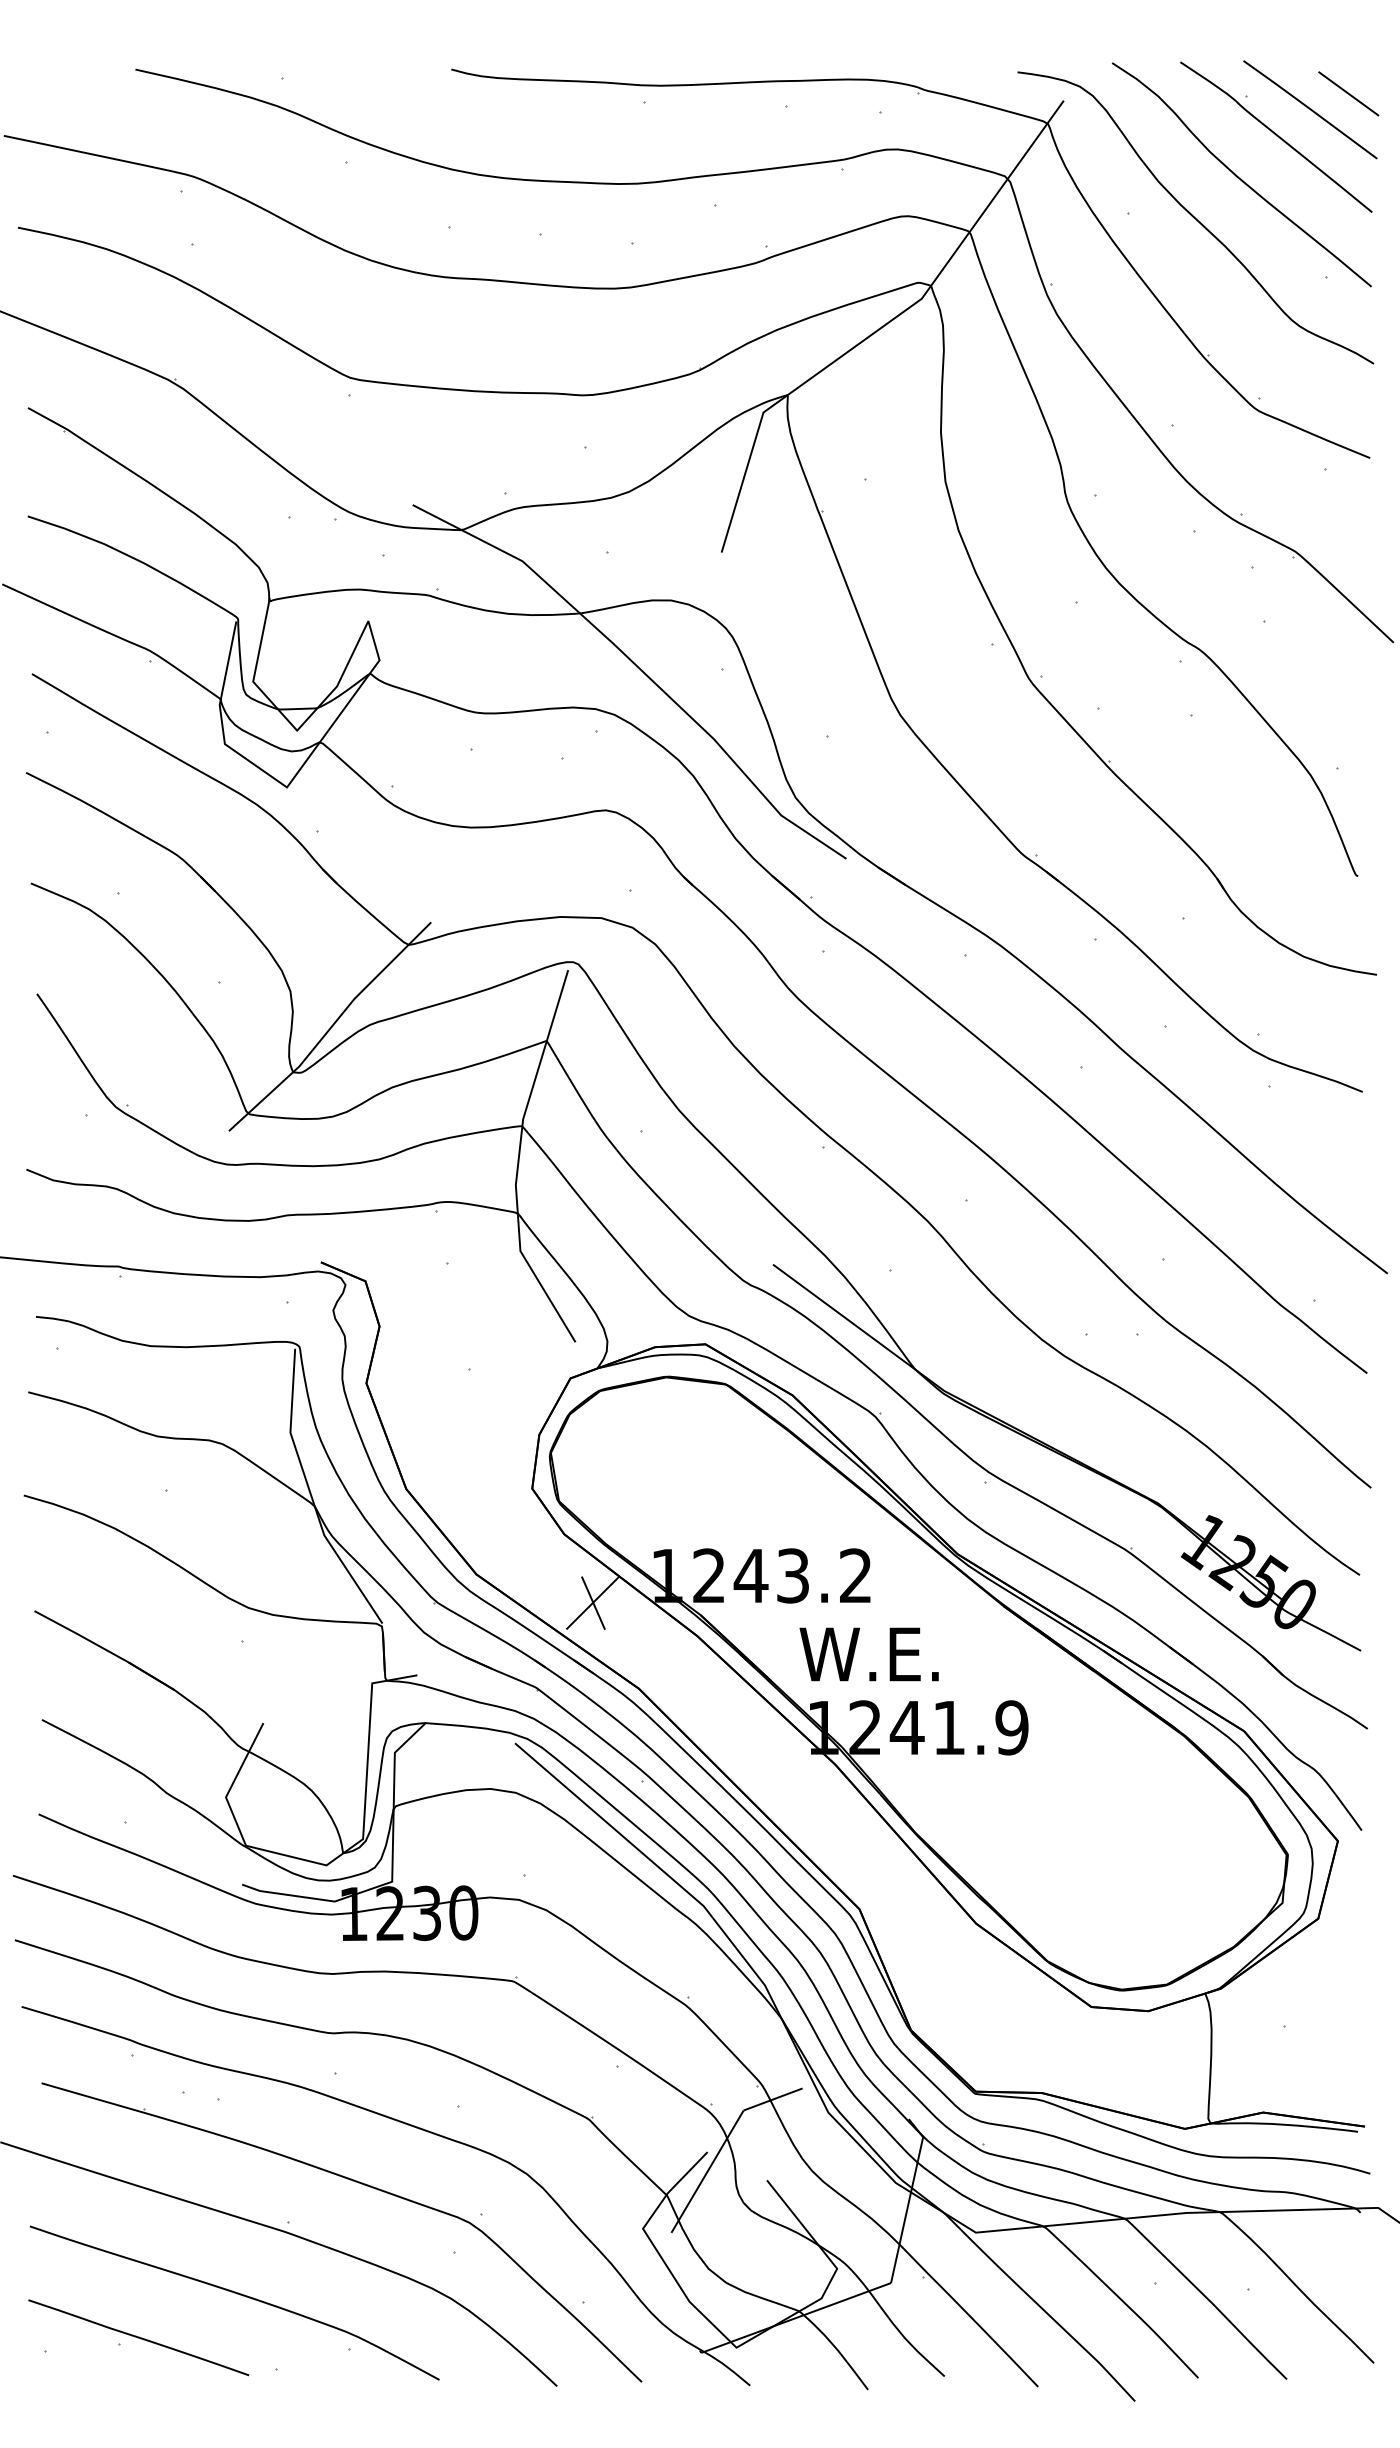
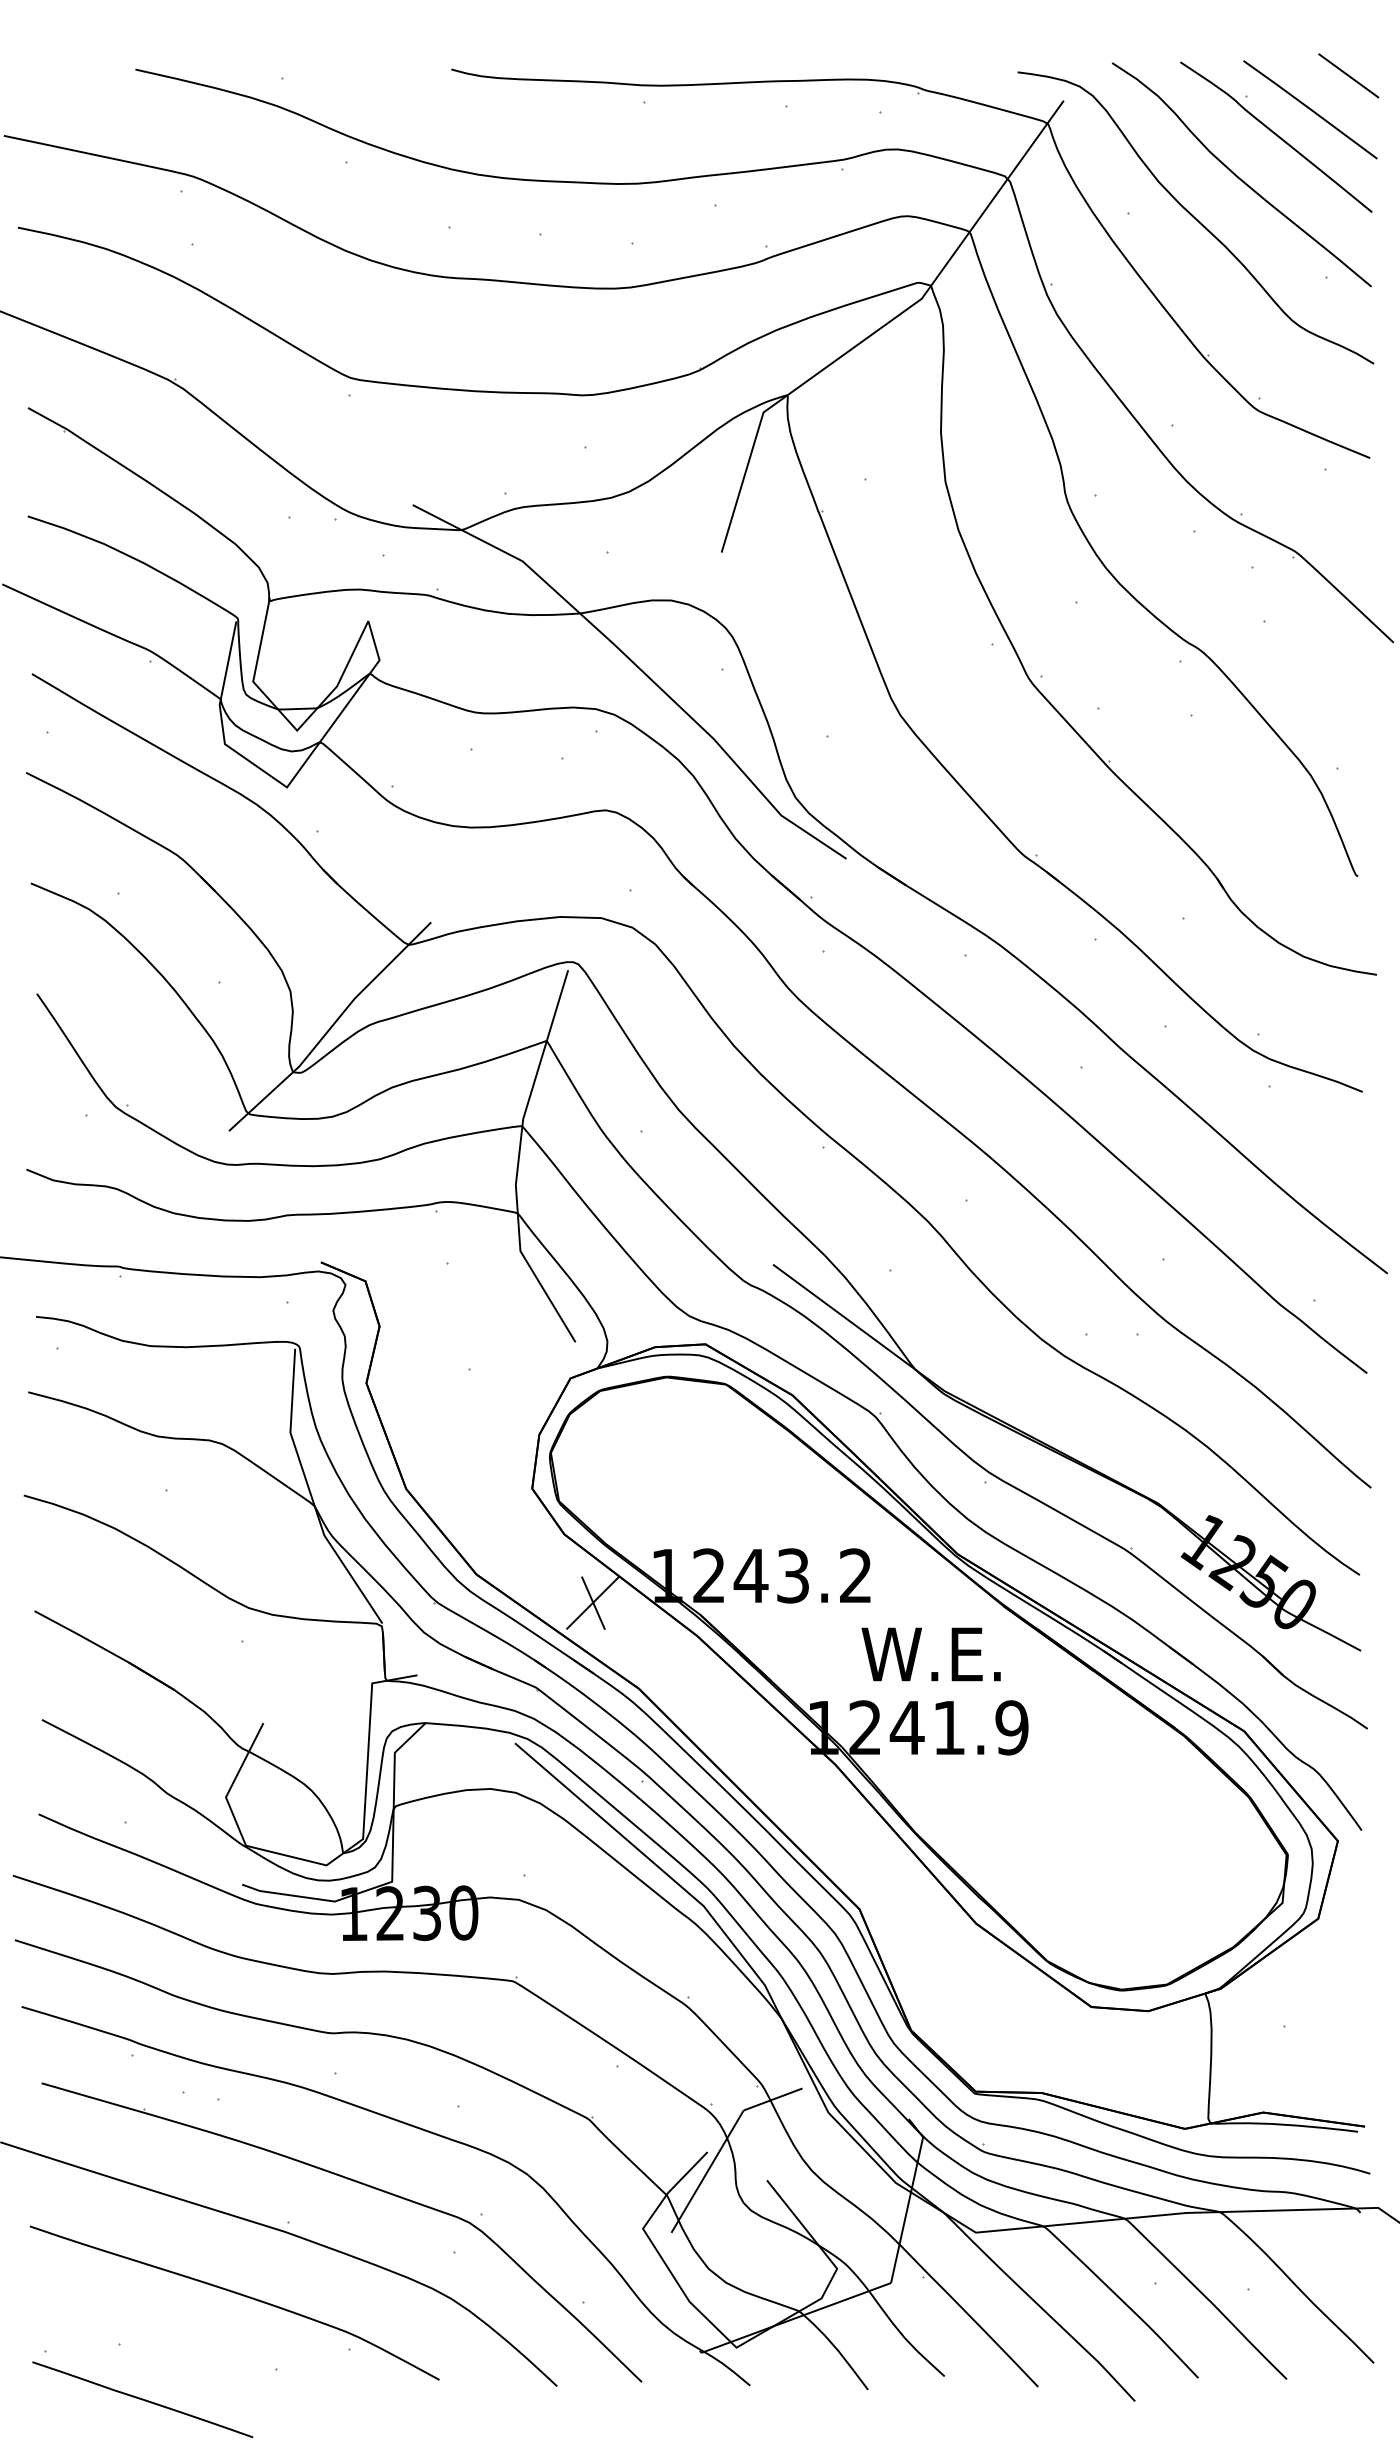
line position: (1348, 93) -> (1348, 75) (1348, 75)
text position: (868, 1654) -> (930, 1654) (930, 1654)
line position: (138, 2337) -> (142, 2399) (142, 2399)
